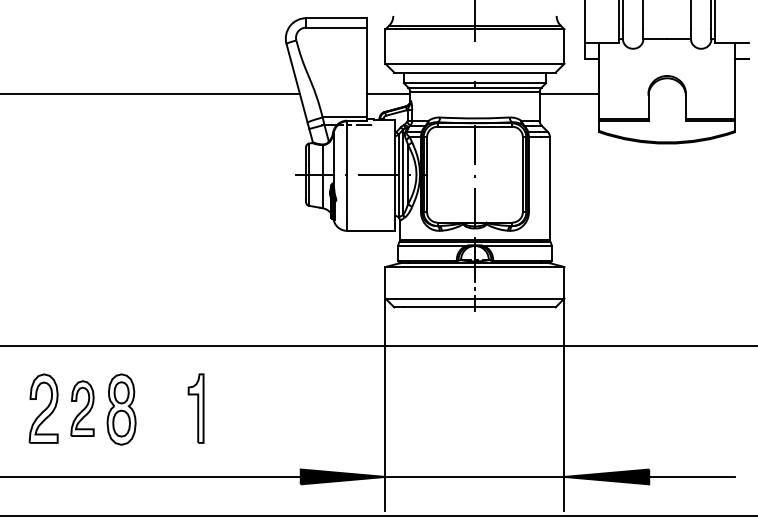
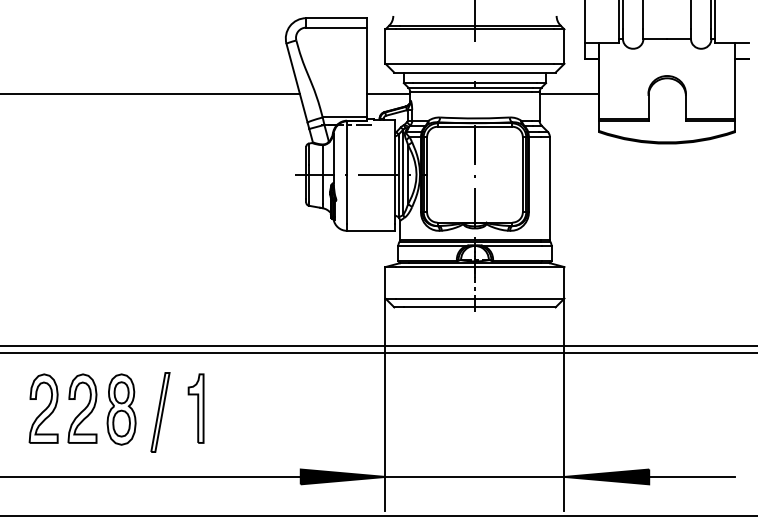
line: none -> present (378, 352)
part size: 25x57 px -> 31x71 px (82, 408)
part: none -> present (160, 412)
